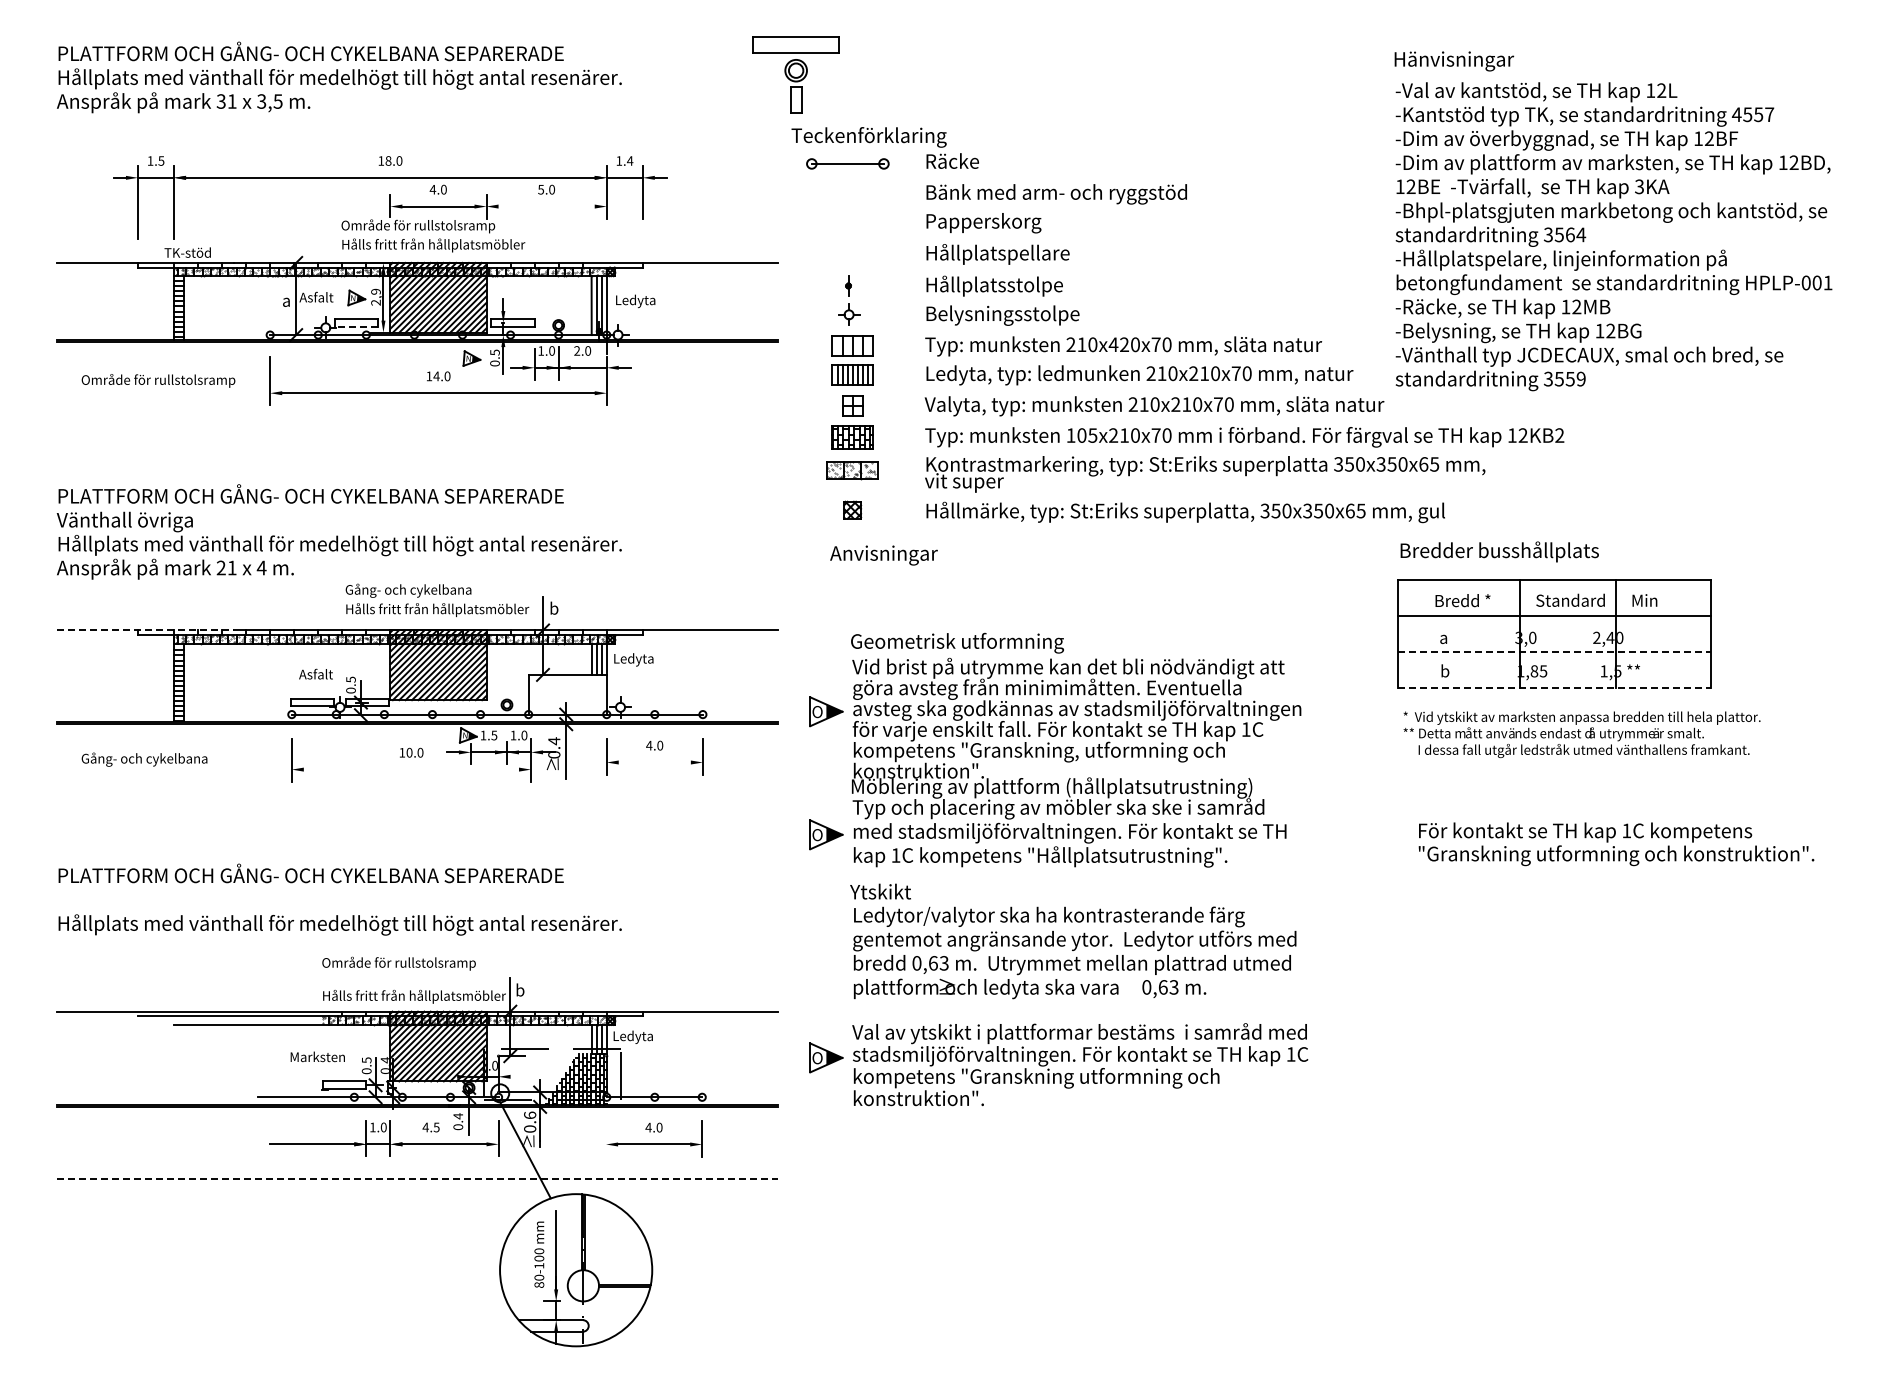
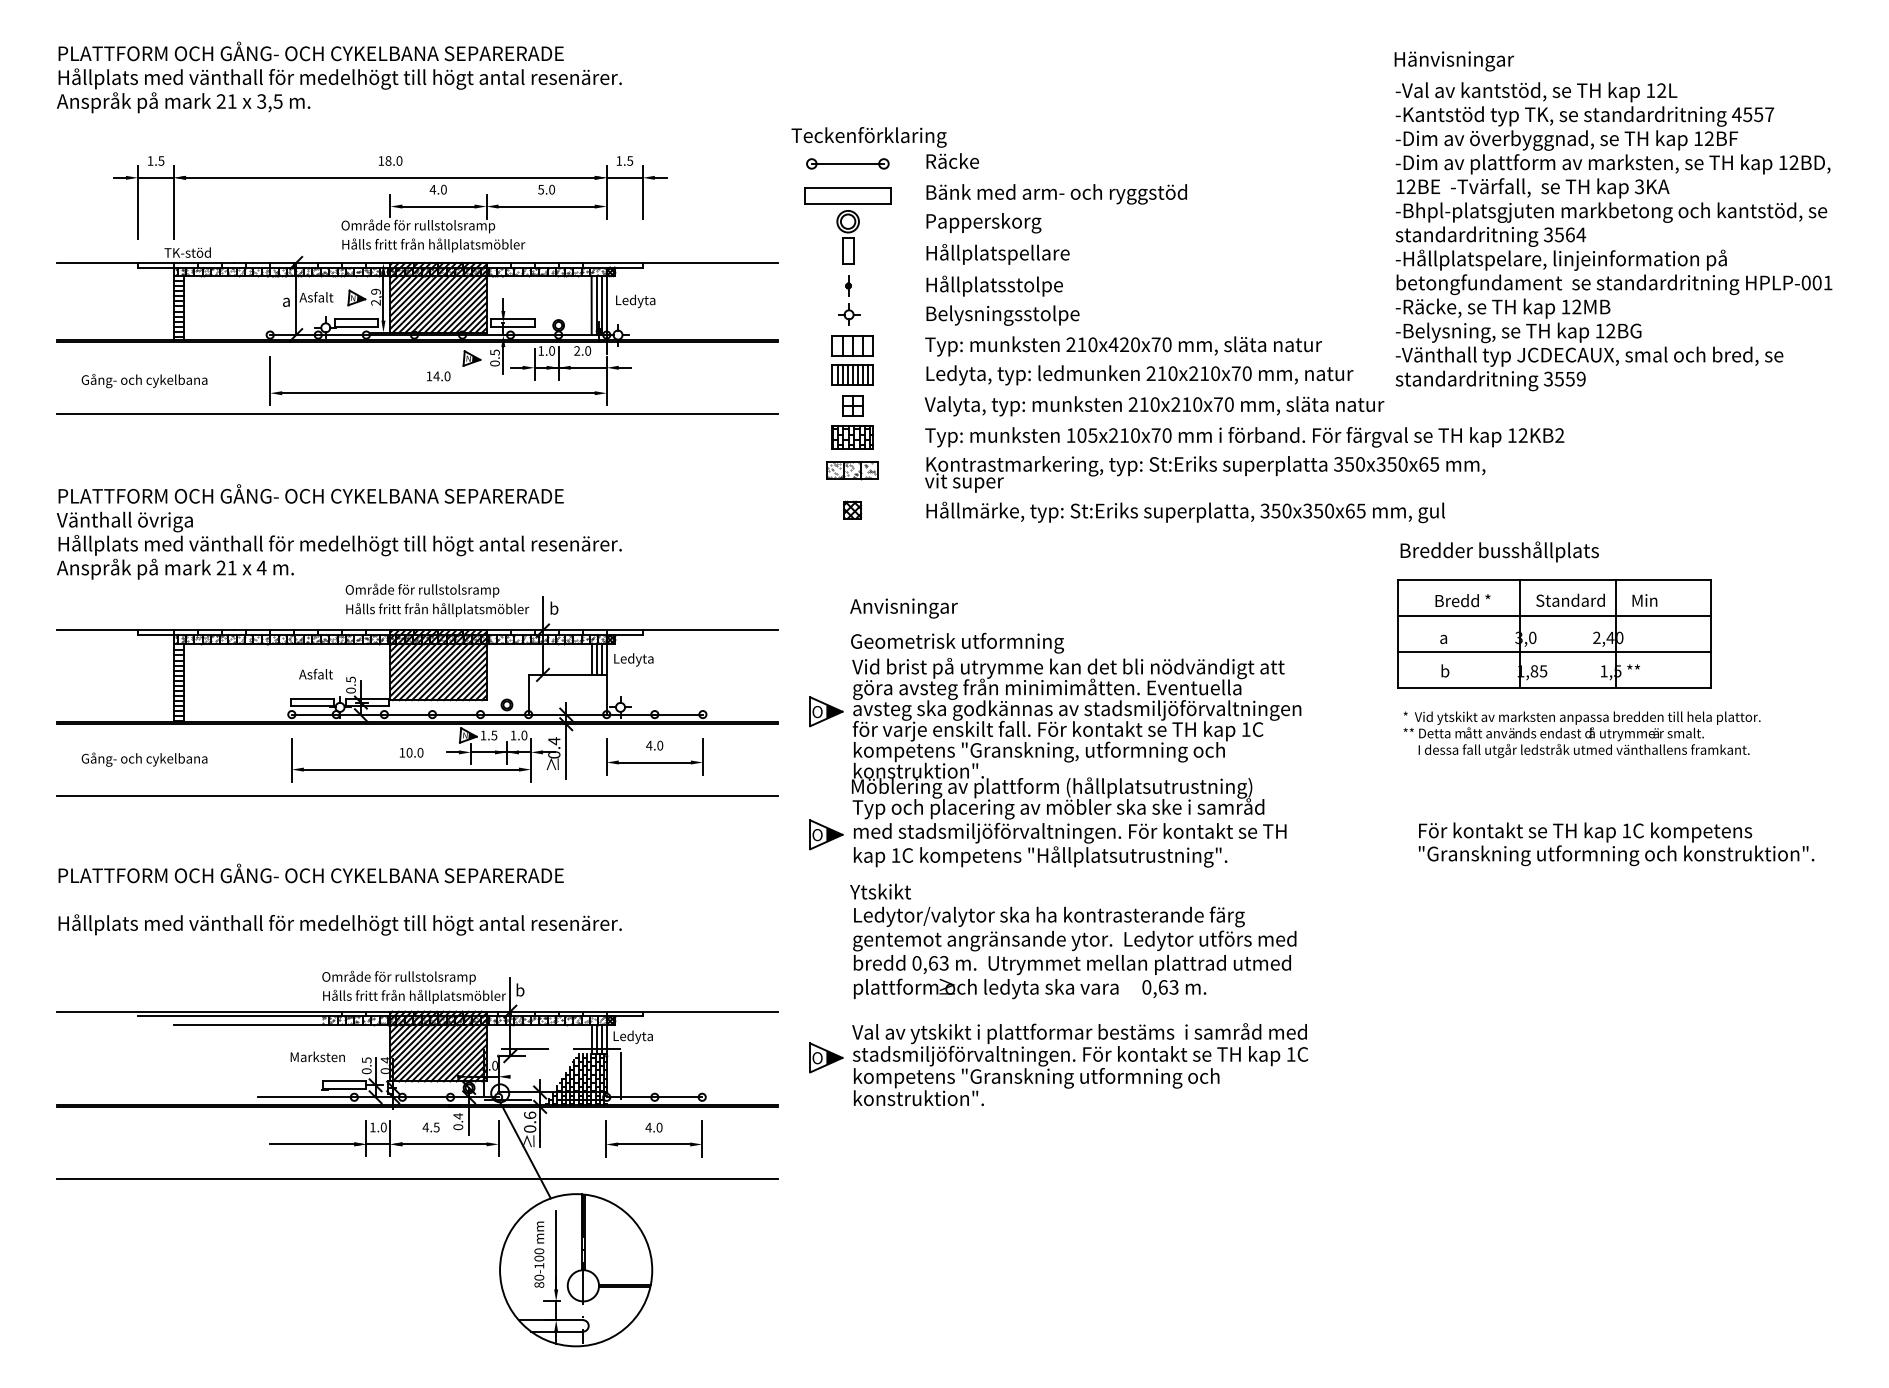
part position: (795, 74) -> (847, 225) (847, 225)
text: 31 -> 21 (220, 101)
text: 1.4 -> 1.5 (630, 160)
line: none -> present (546, 206)
line: dashed -> solid (356, 326)
text: Område för rullstolsramp -> Gång- och cykelbana (159, 381)
line: none -> present (416, 414)
text position: (883, 555) -> (903, 608) (903, 608)
text: Gång- och cykelbana -> Område för rullstolsramp (423, 590)
line: dashed -> solid (145, 630)
line: dashed -> solid (1554, 651)
line: dashed -> solid (1554, 687)
line: none -> present (654, 762)
line: none -> present (411, 769)
line: none -> present (417, 795)
text position: (398, 963) -> (398, 977) (398, 977)
line: none -> present (606, 1138)
line: dashed -> solid (417, 1179)
